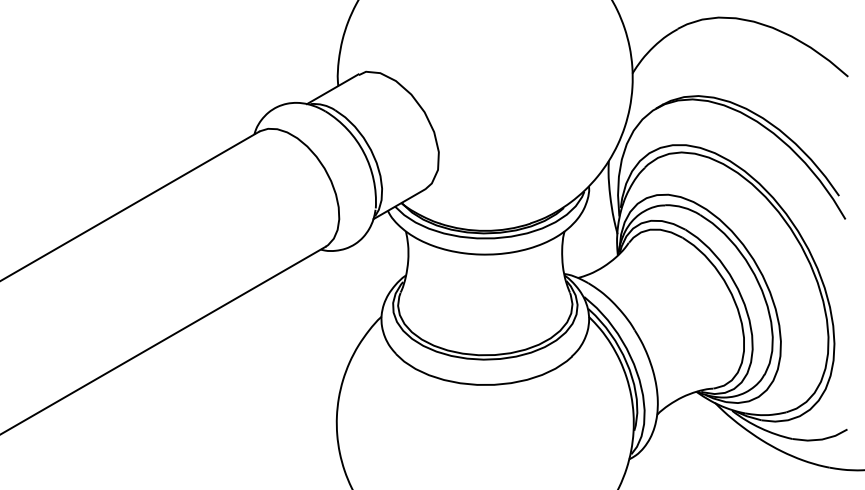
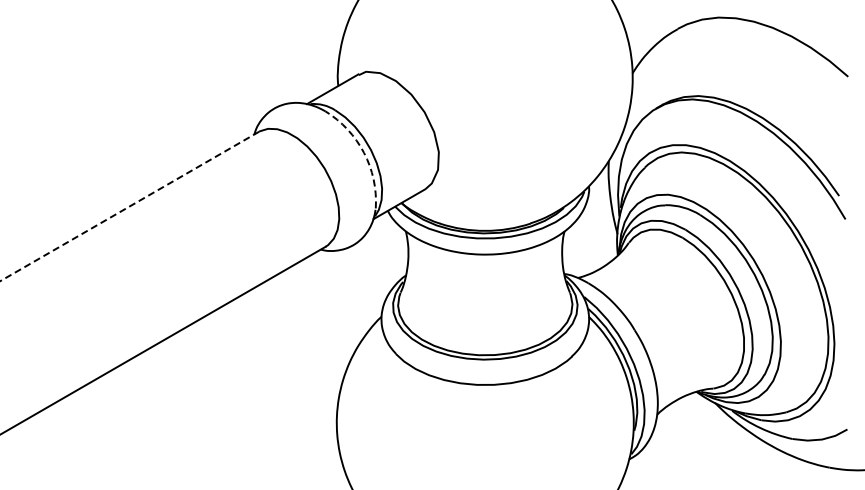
arc: solid -> dashed (364, 152)
line: solid -> dashed (129, 206)
